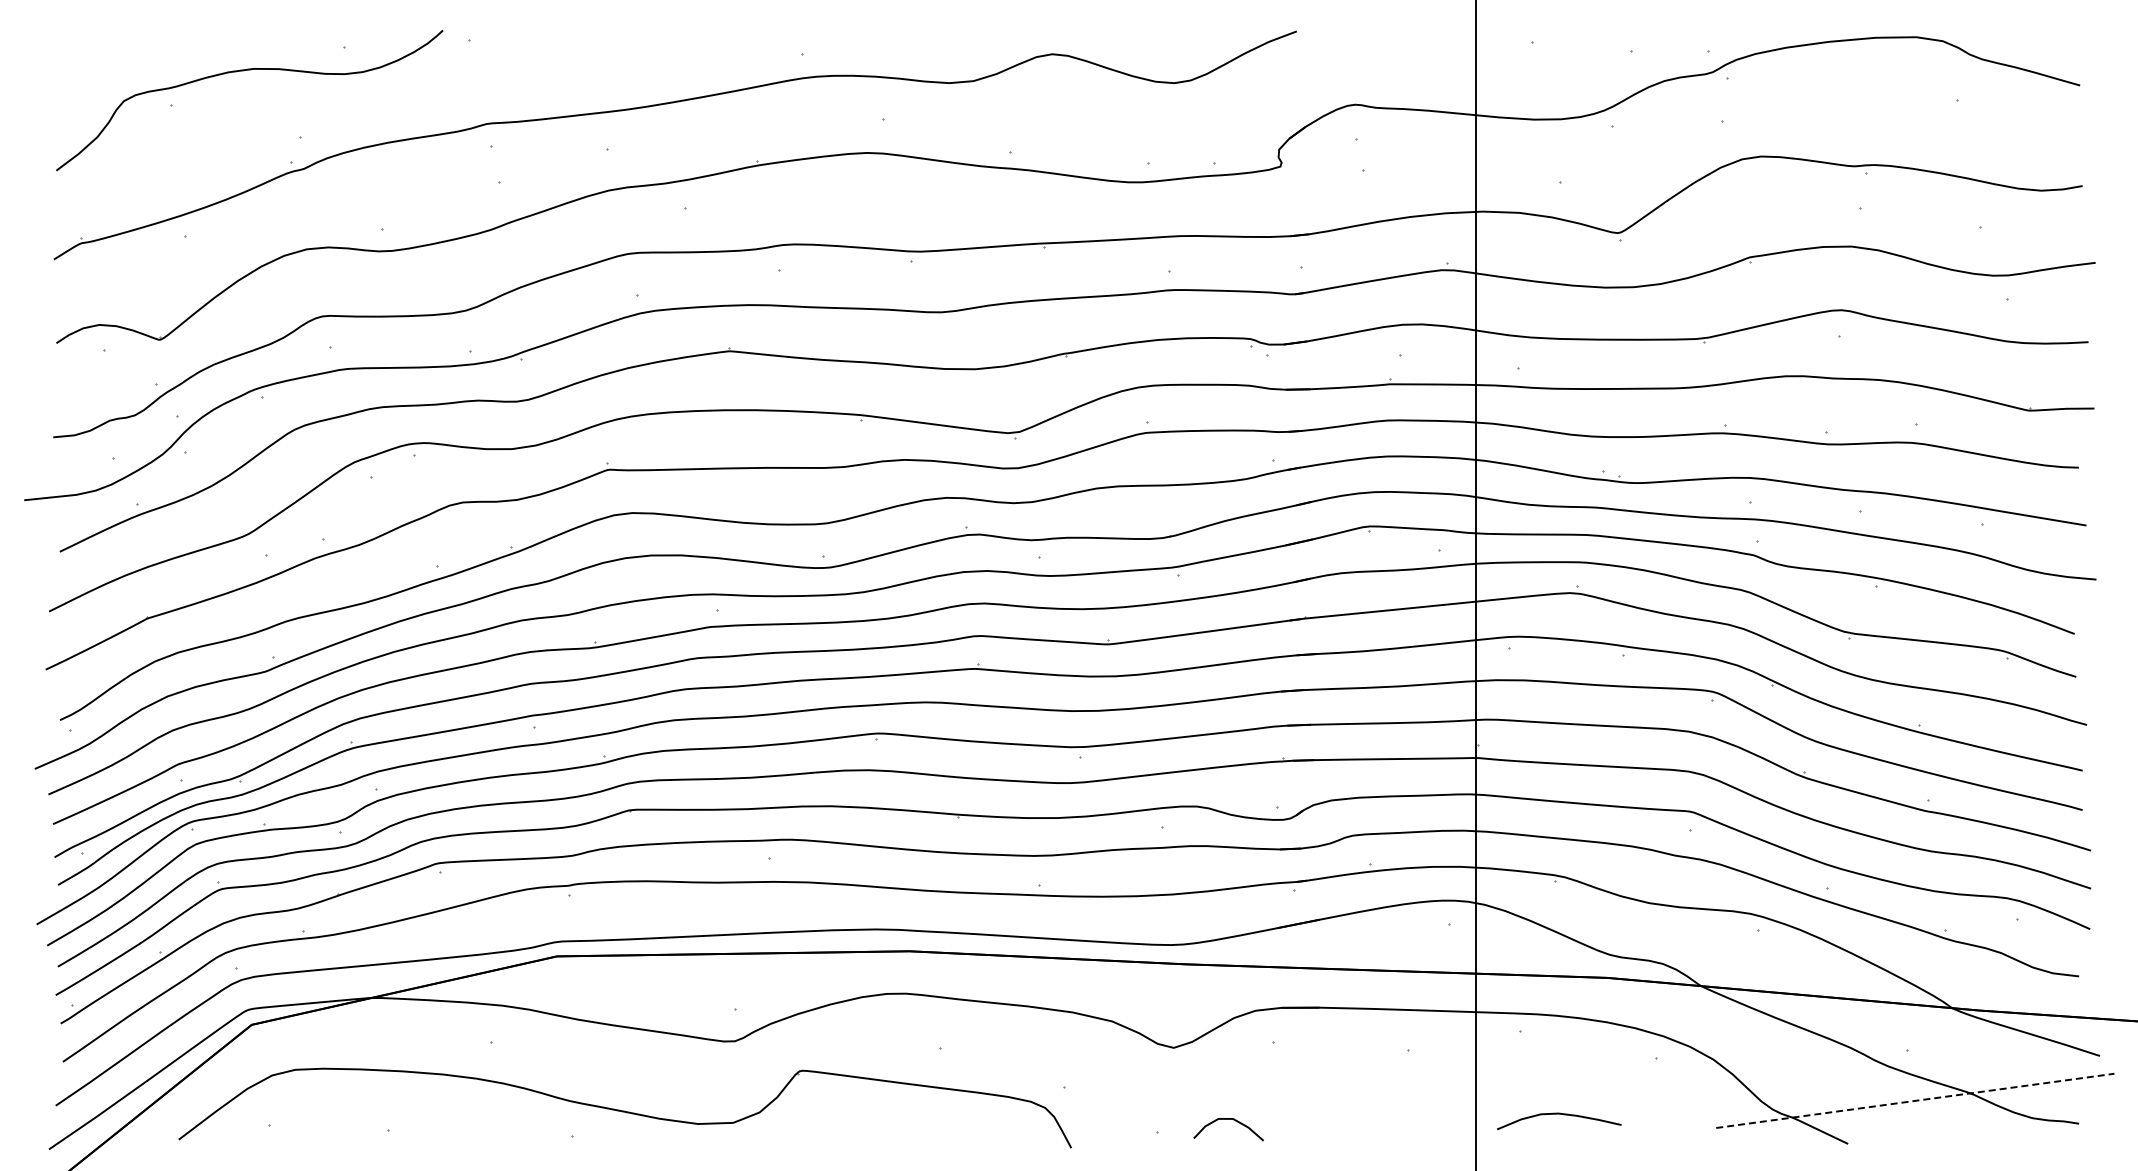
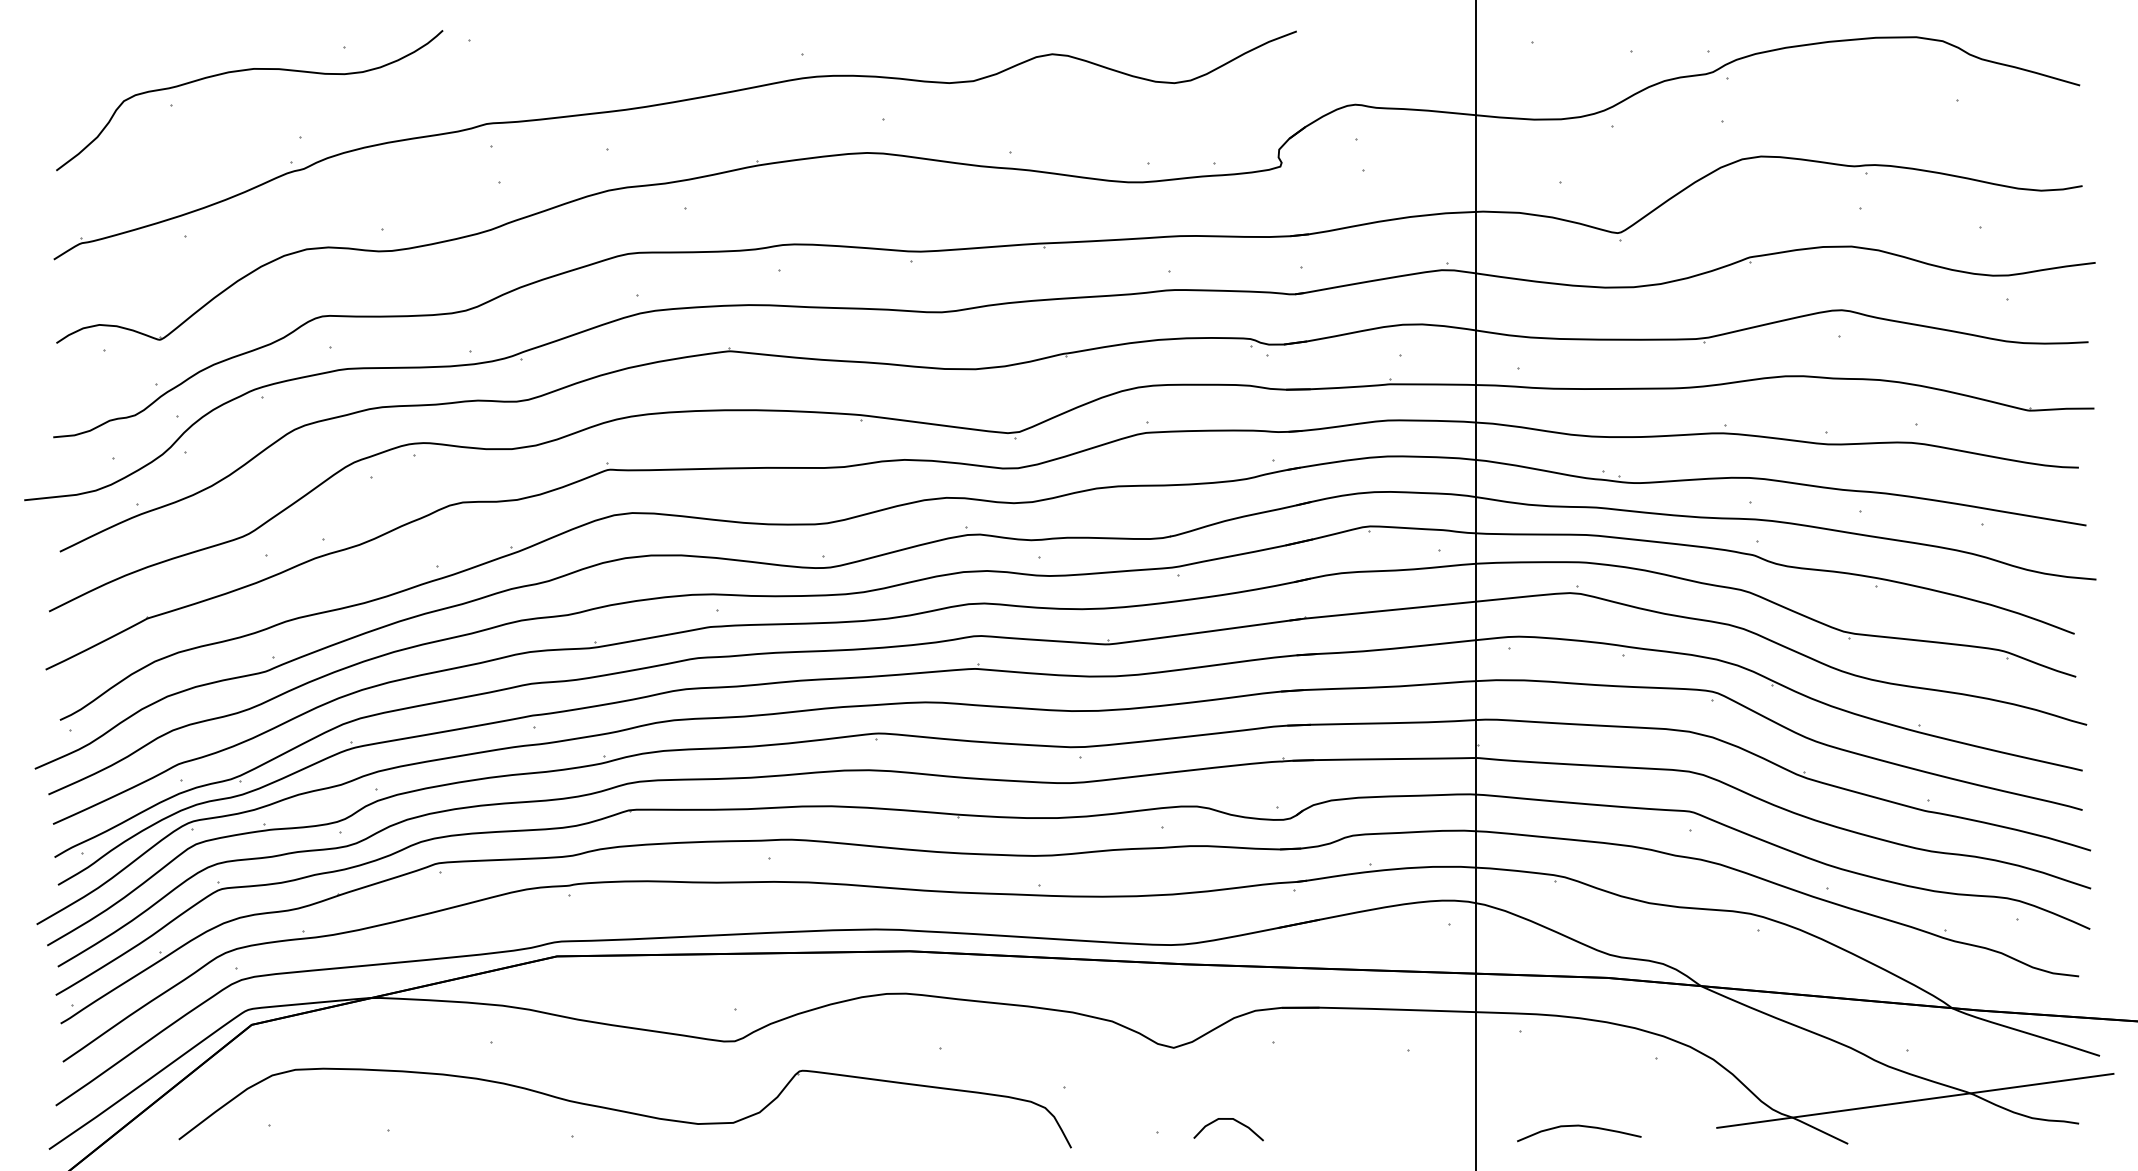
line: dashed -> solid (1915, 1100)
curve position: (1559, 1114) -> (1579, 1126) (1579, 1126)
